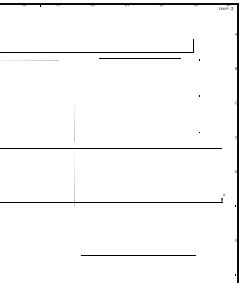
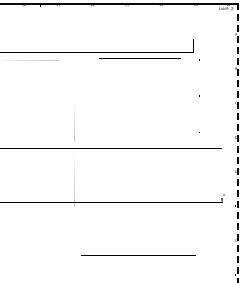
line: solid -> dashed (237, 142)
